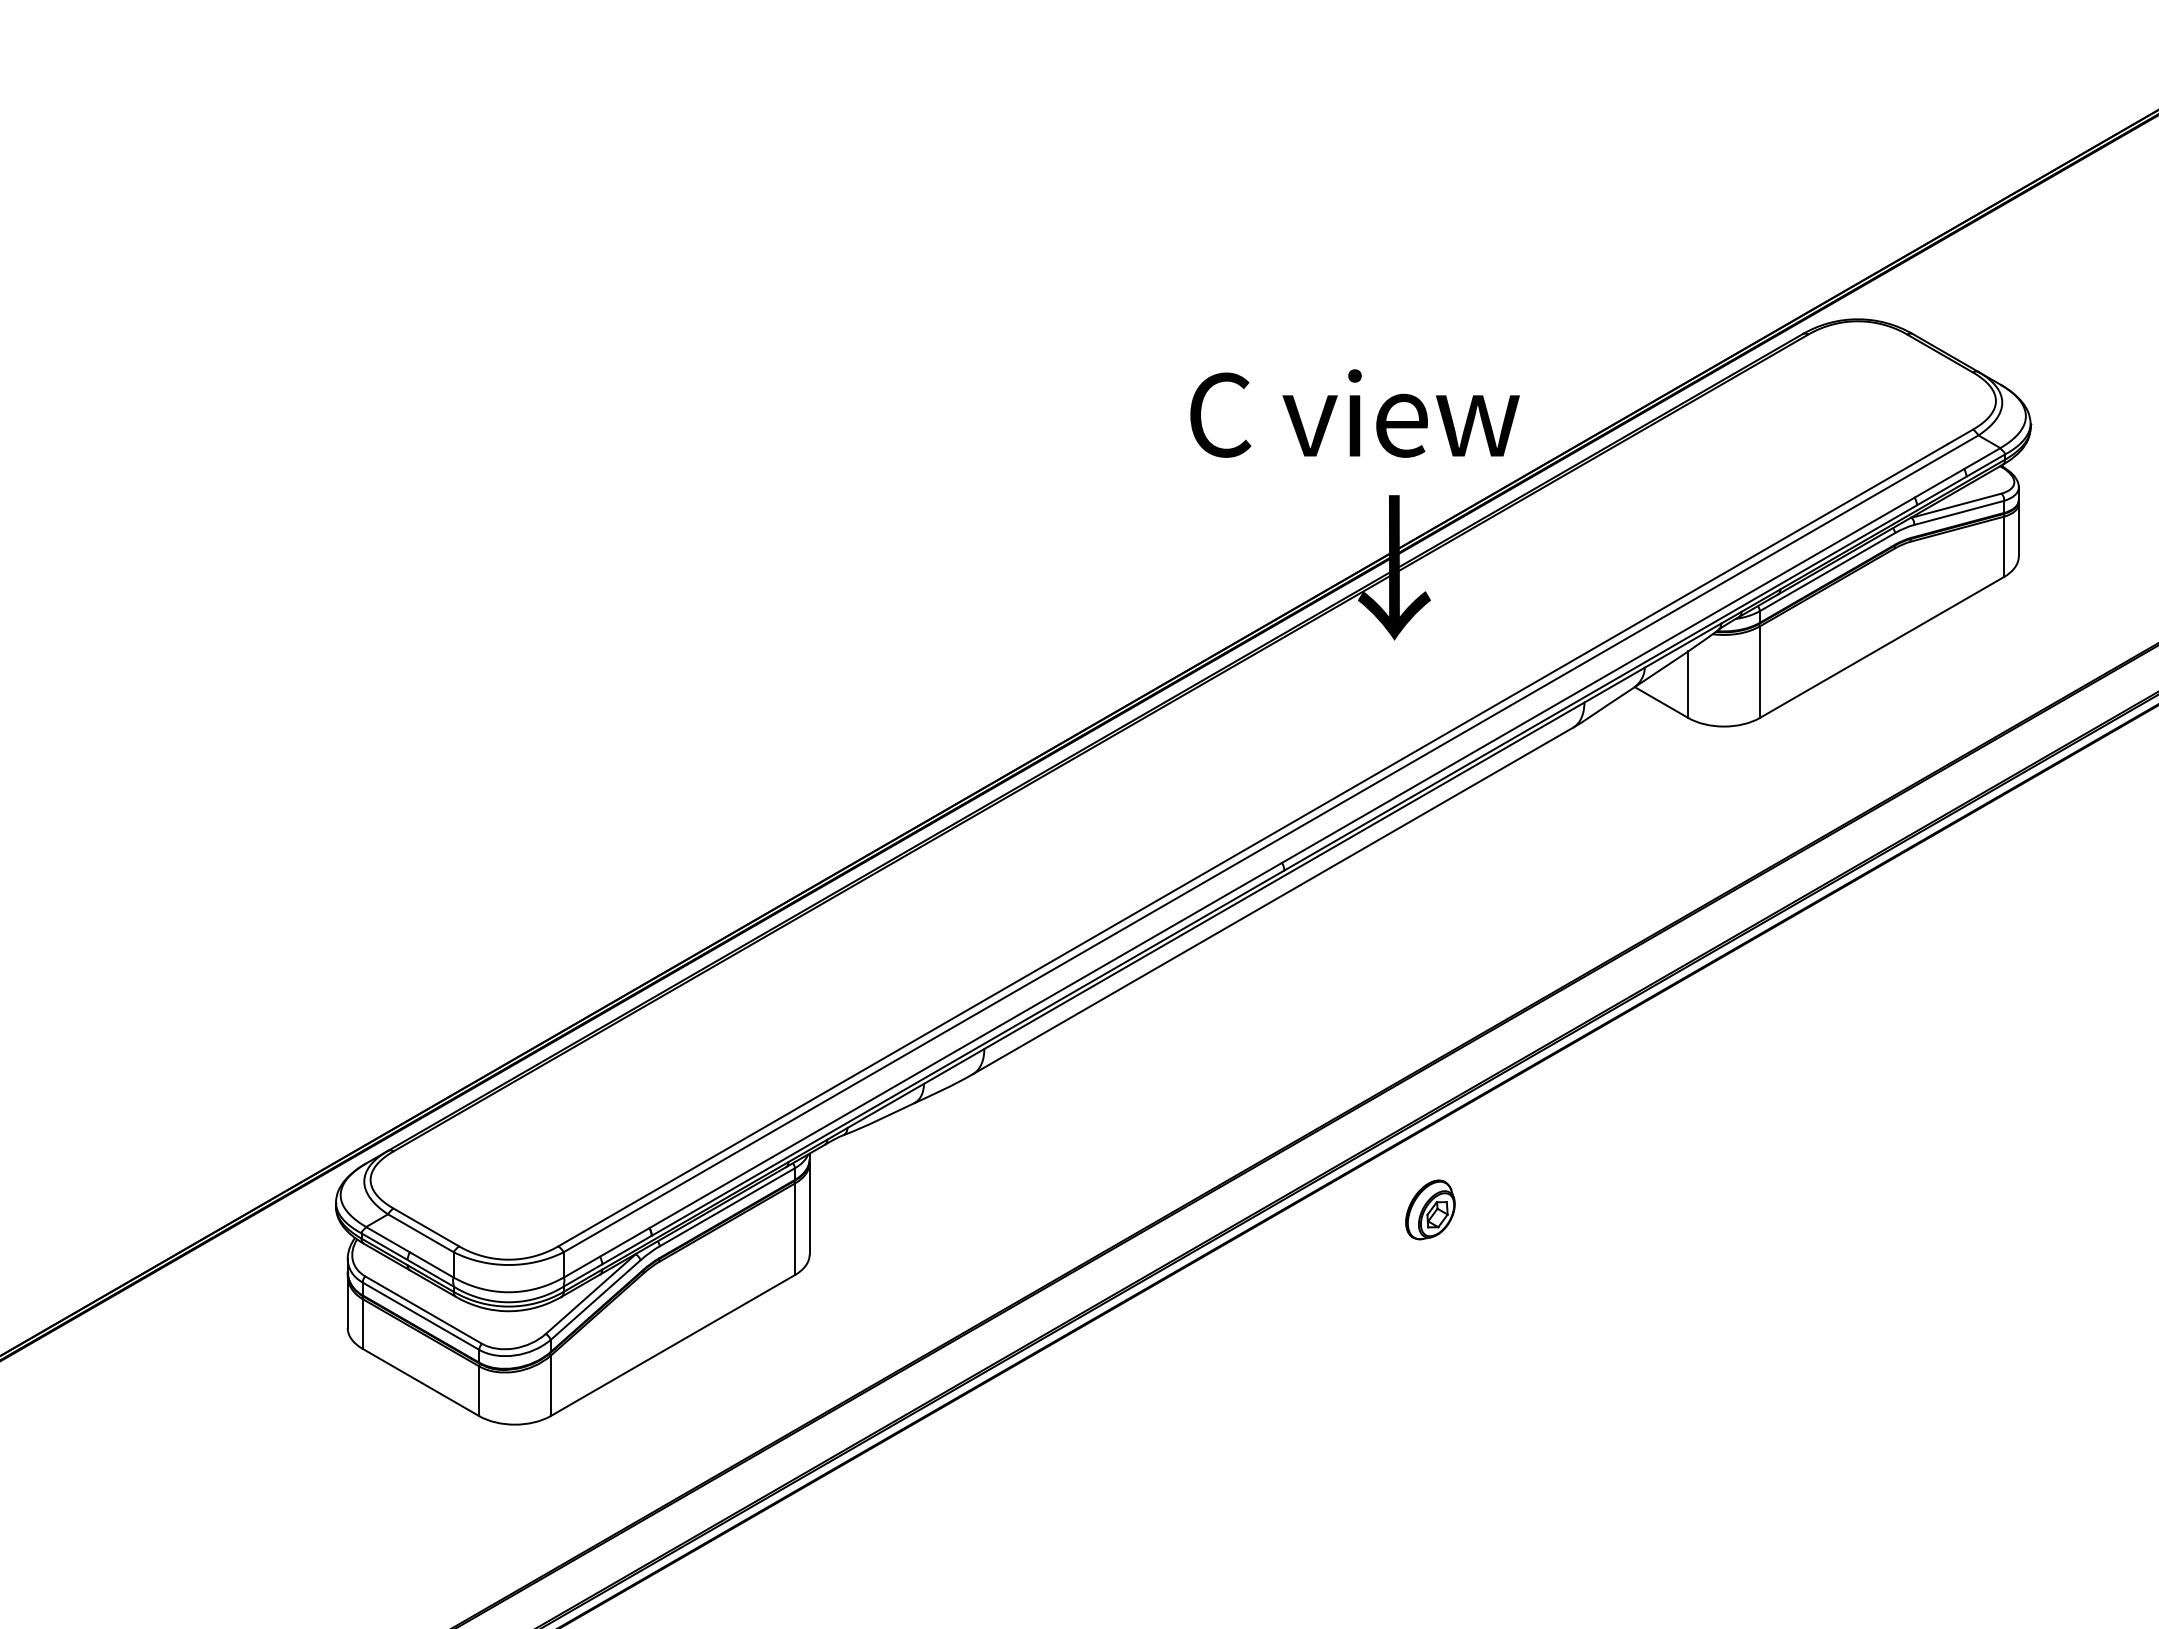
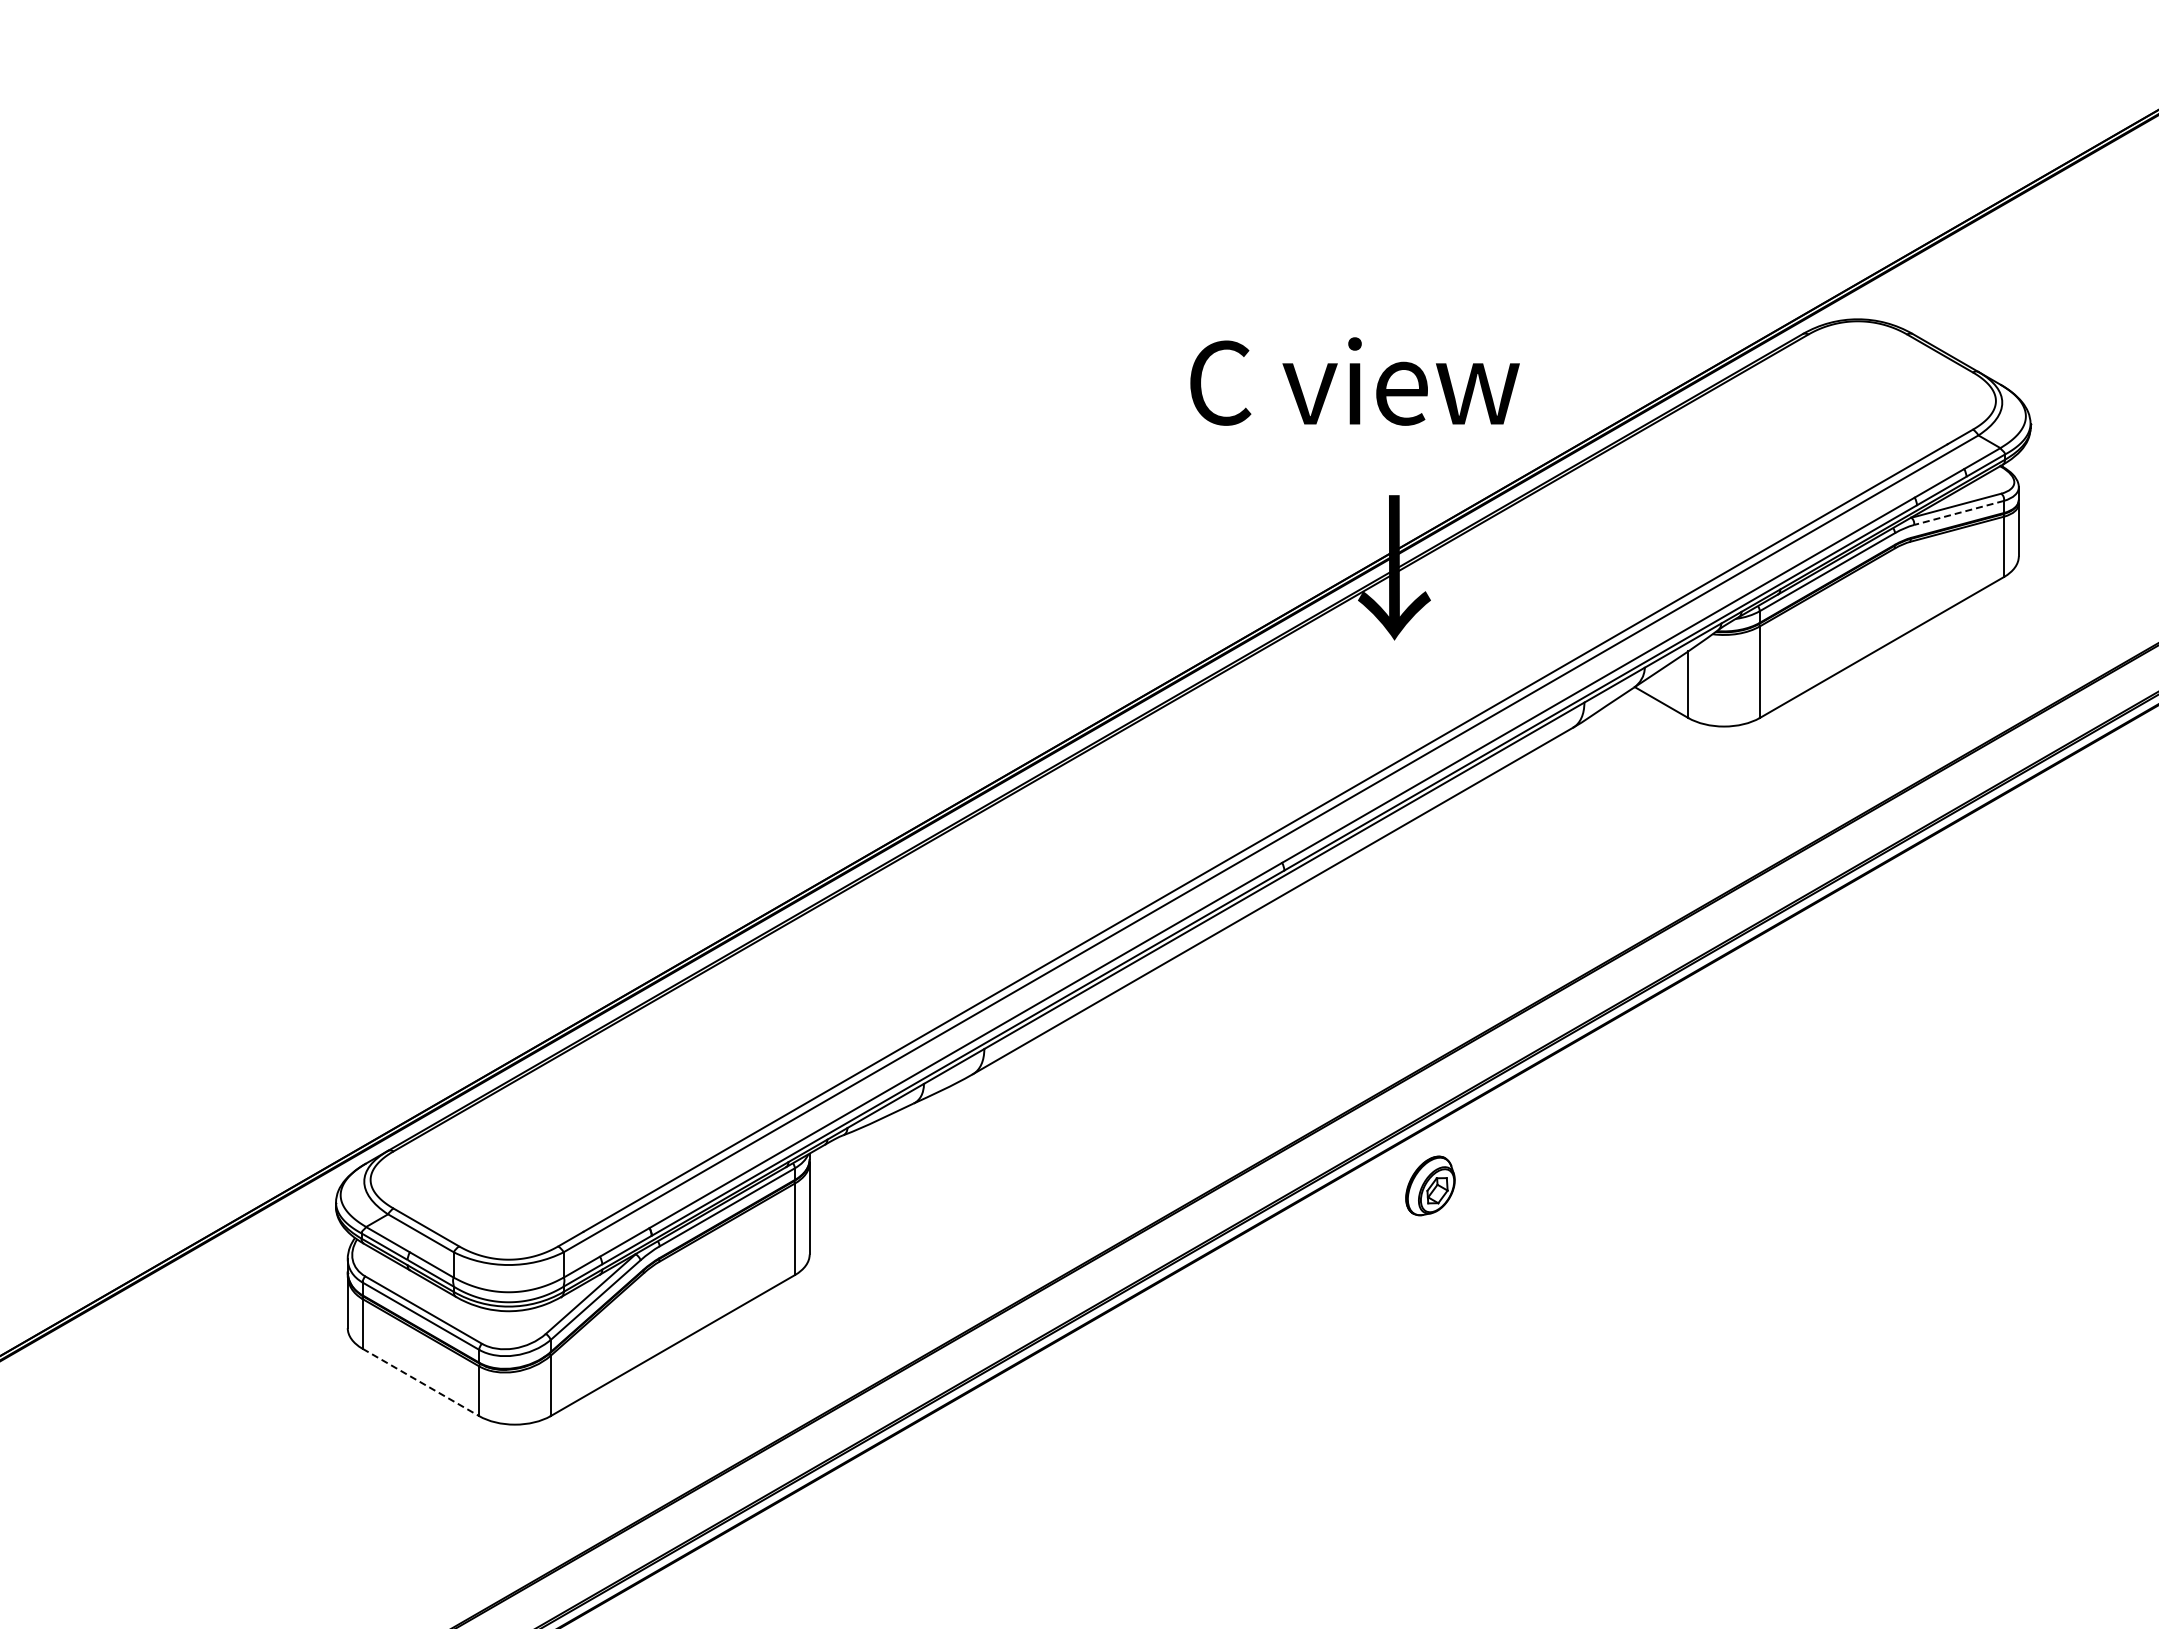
text position: (1354, 413) -> (1354, 381) (1354, 381)
line: solid -> dashed (1959, 512)
part position: (1430, 1209) -> (1430, 1185) (1430, 1185)
line: solid -> dashed (421, 1382)
